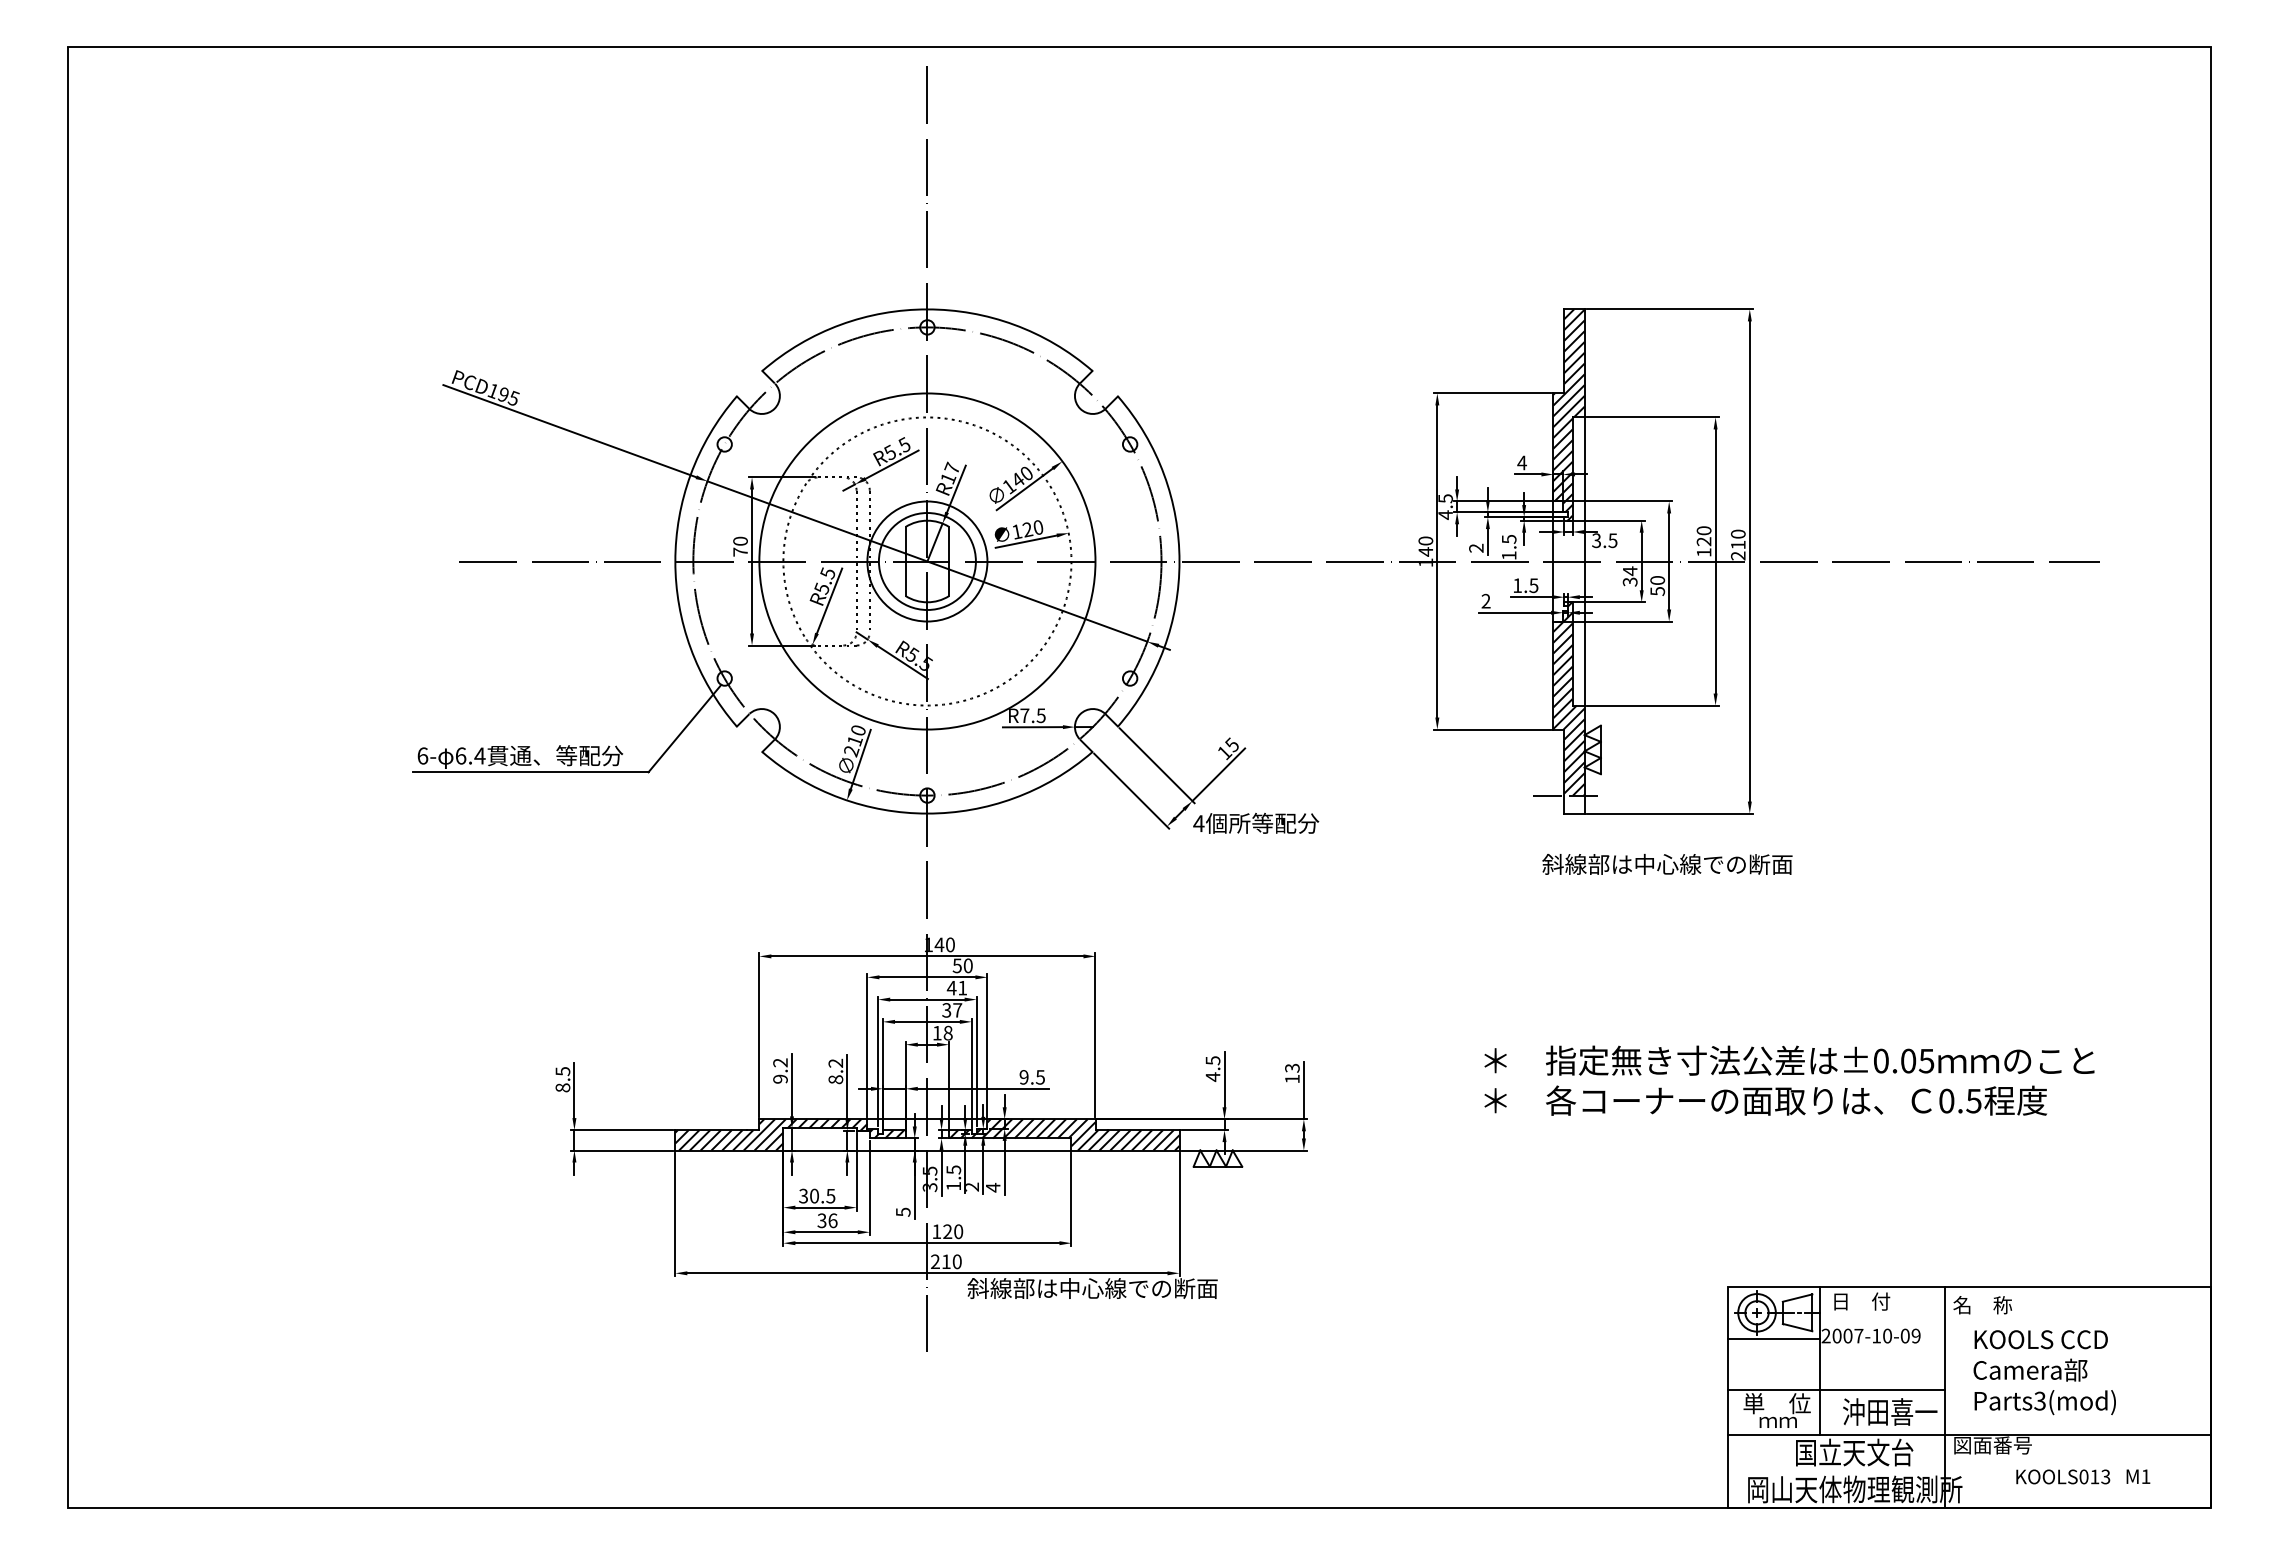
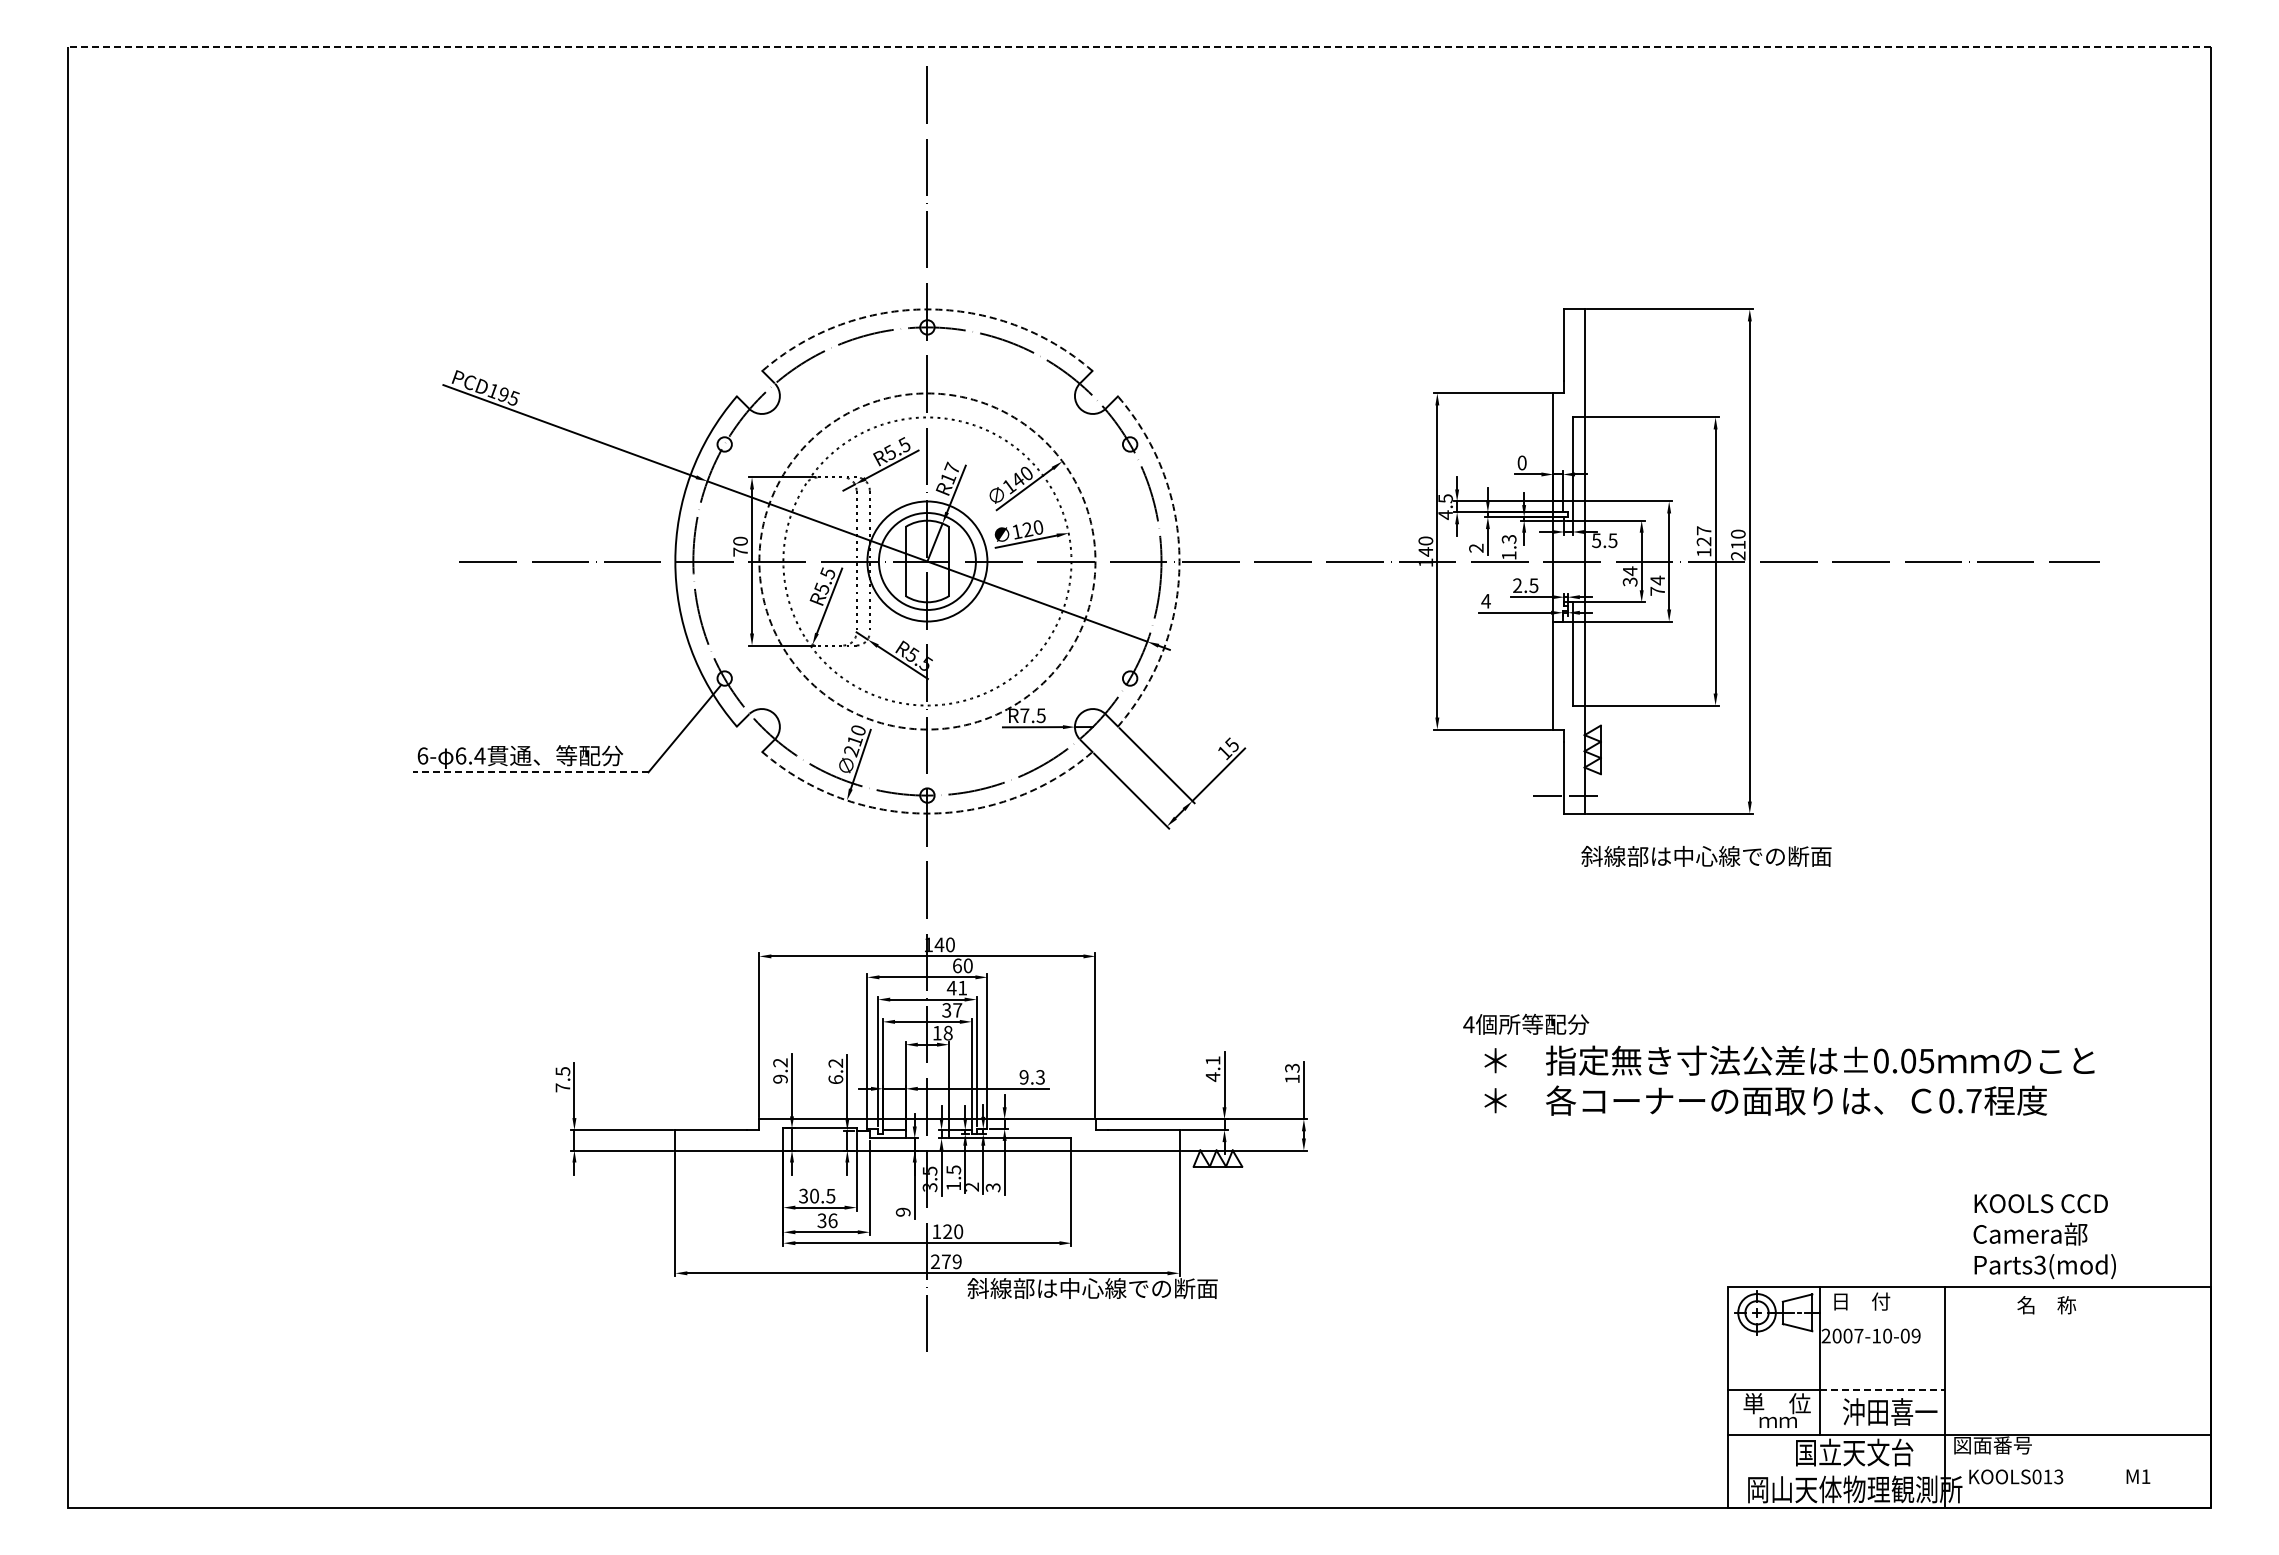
line: solid -> dashed (1139, 46)
arc: solid -> dashed (927, 309)
hatch: present -> none (1568, 414)
text: 4 -> 0 (1521, 462)
text: 120 -> 127 (1703, 530)
text: 1.5 -> 1.3 (1508, 539)
text: 3.5 -> 5.5 (1596, 540)
circle: solid -> dashed (927, 561)
arc: solid -> dashed (1179, 561)
text: 1.5 -> 2.5 (1517, 585)
text: 50 -> 74 (1657, 585)
text: 2 -> 4 (1485, 600)
hatch: present -> none (1568, 698)
line: solid -> dashed (530, 772)
arc: solid -> dashed (927, 813)
text position: (1256, 822) -> (1526, 1023) (1526, 1023)
text position: (1667, 864) -> (1706, 856) (1706, 856)
text: 50 -> 60 (956, 965)
text: 4.5 -> 4.1 (1212, 1060)
text: 9.5 -> 9.3 (1040, 1077)
text: 8.2 -> 6.2 (835, 1079)
text: 8.5 -> 7.5 (562, 1087)
text: 0.5 -> 0.7 (1973, 1101)
hatch: present -> none (789, 1134)
hatch: present -> none (1064, 1134)
text: 4 -> 3 (992, 1187)
text: 5 -> 9 (902, 1211)
text: 210 -> 279 (951, 1261)
text position: (1982, 1305) -> (2046, 1305) (2046, 1305)
line: present -> none (1773, 1338)
text position: (2044, 1372) -> (2044, 1236) (2044, 1236)
line: solid -> dashed (1882, 1390)
text position: (2063, 1476) -> (2016, 1476) (2016, 1476)
